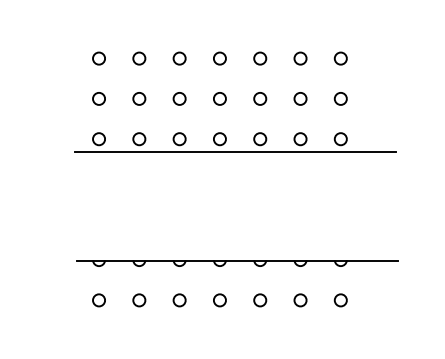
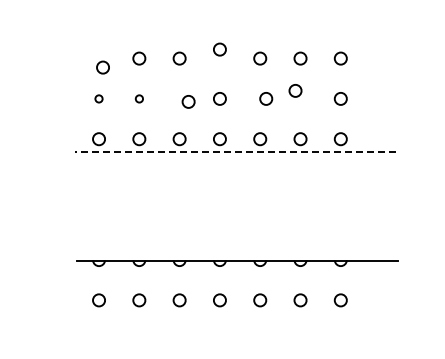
circle position: (98, 58) -> (102, 67) (102, 67)
circle position: (219, 58) -> (219, 49) (219, 49)
circle size: 14x14 px -> 10x10 px (98, 98)
circle size: 15x14 px -> 10x10 px (138, 98)
circle position: (179, 98) -> (188, 101) (188, 101)
circle position: (260, 98) -> (266, 98) (266, 98)
circle position: (300, 98) -> (295, 90) (295, 90)
line: solid -> dashed (235, 151)
